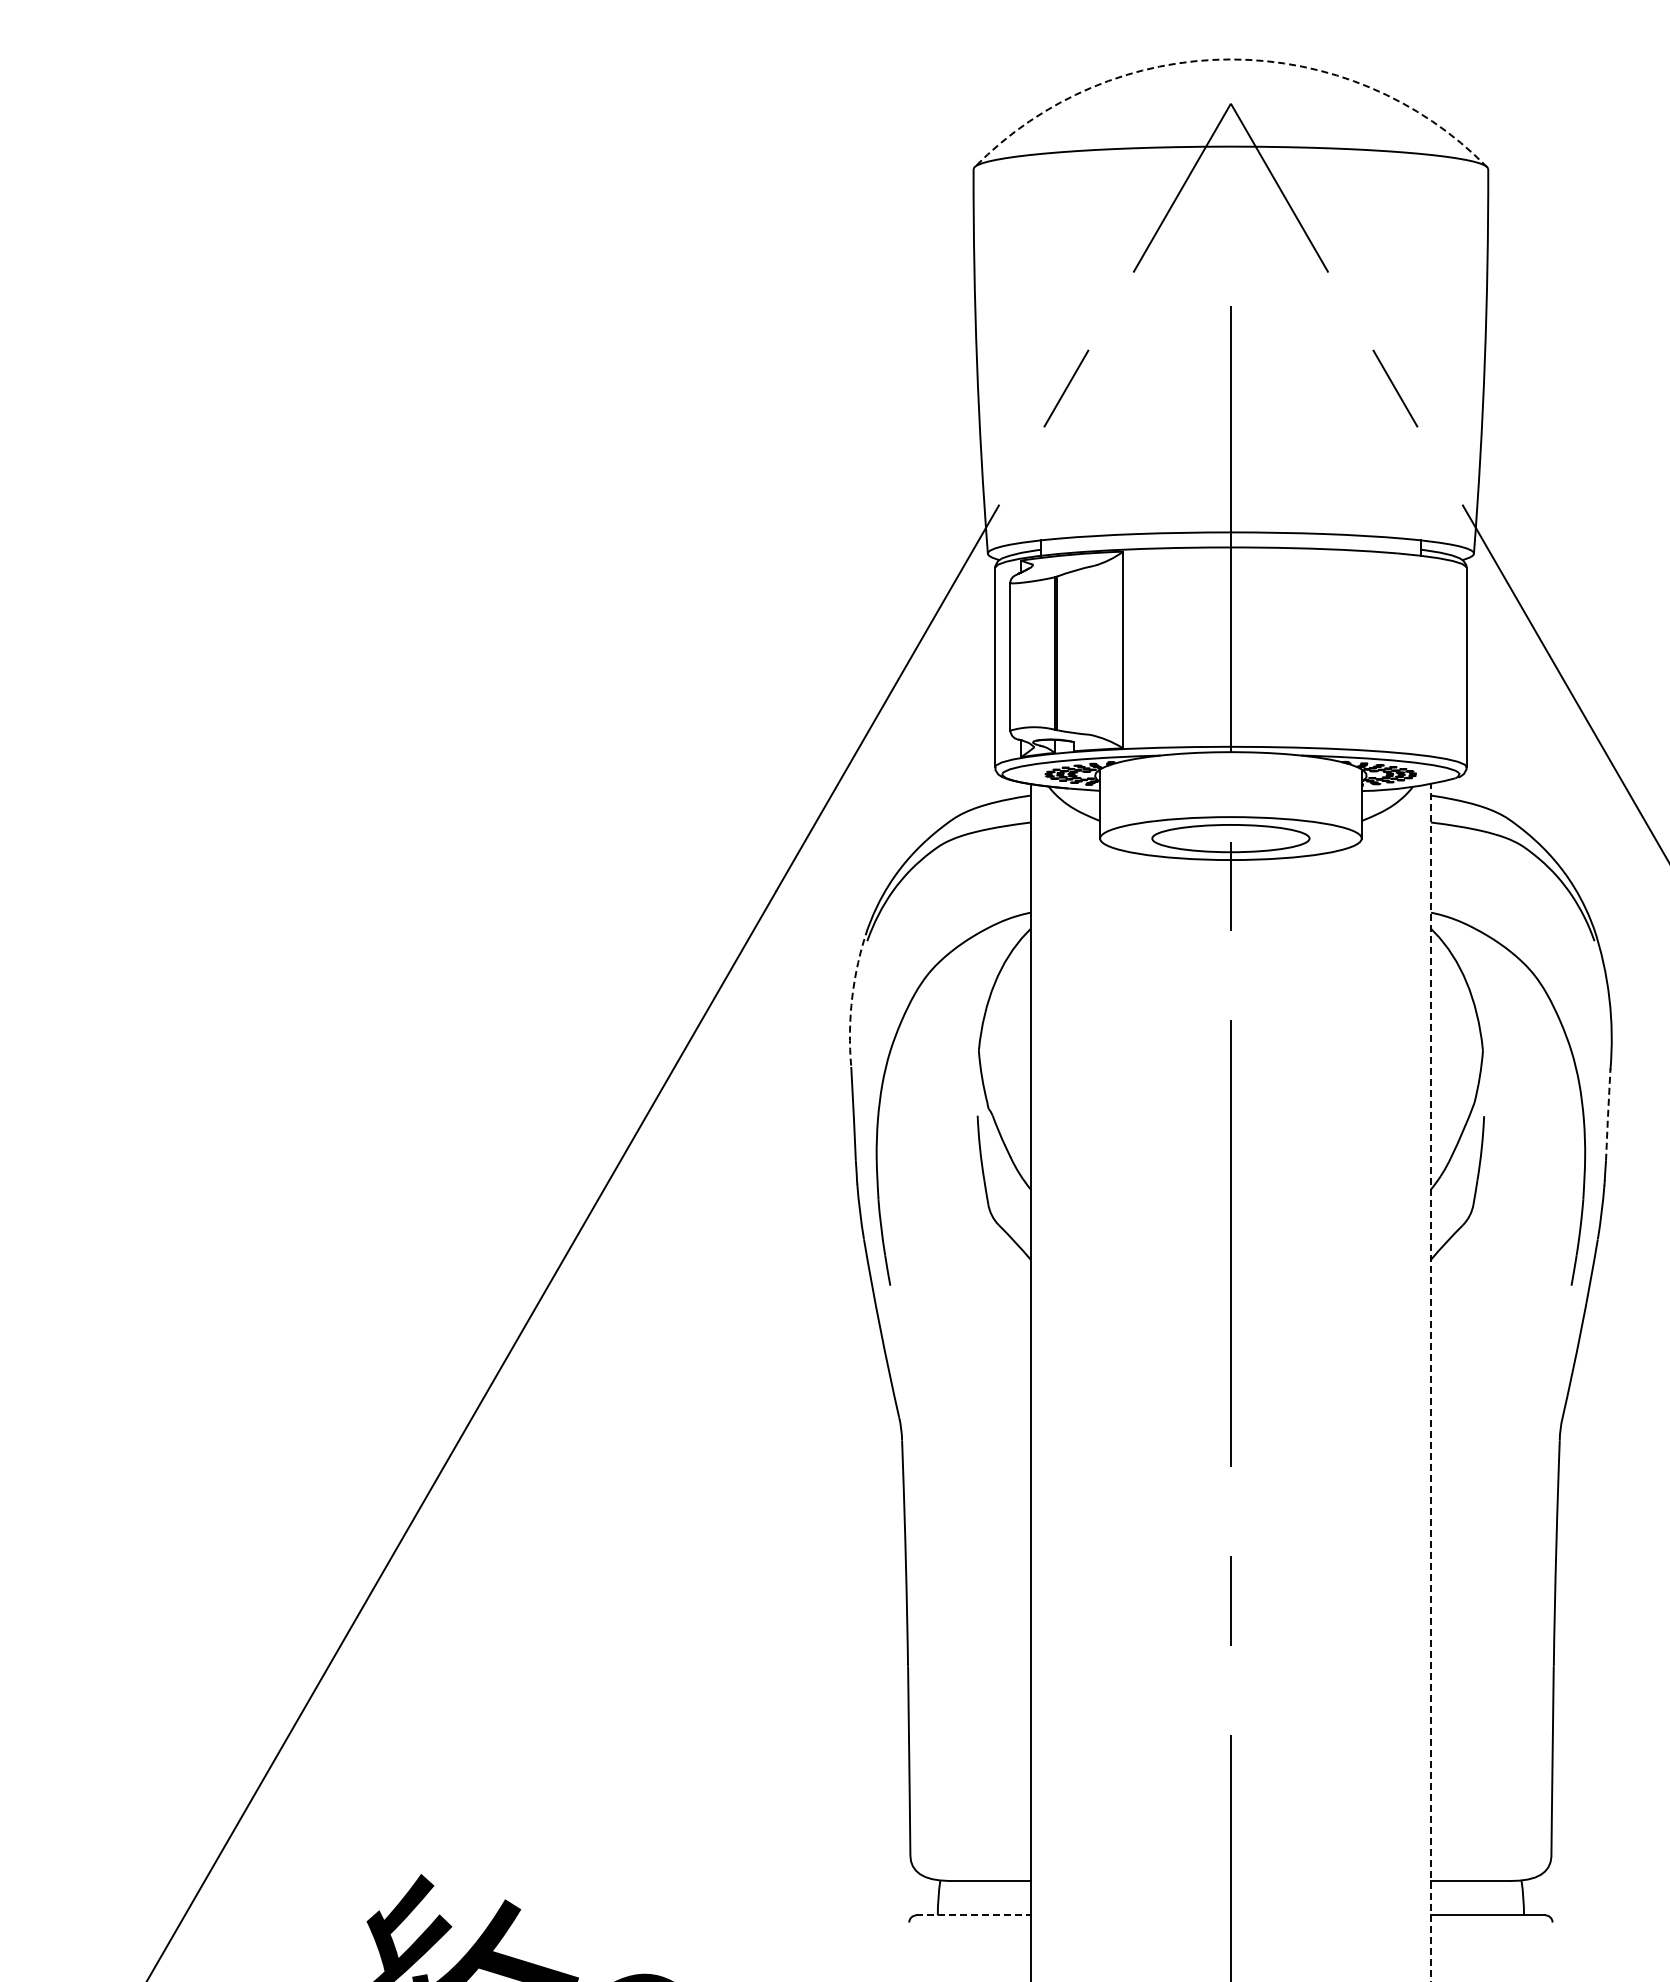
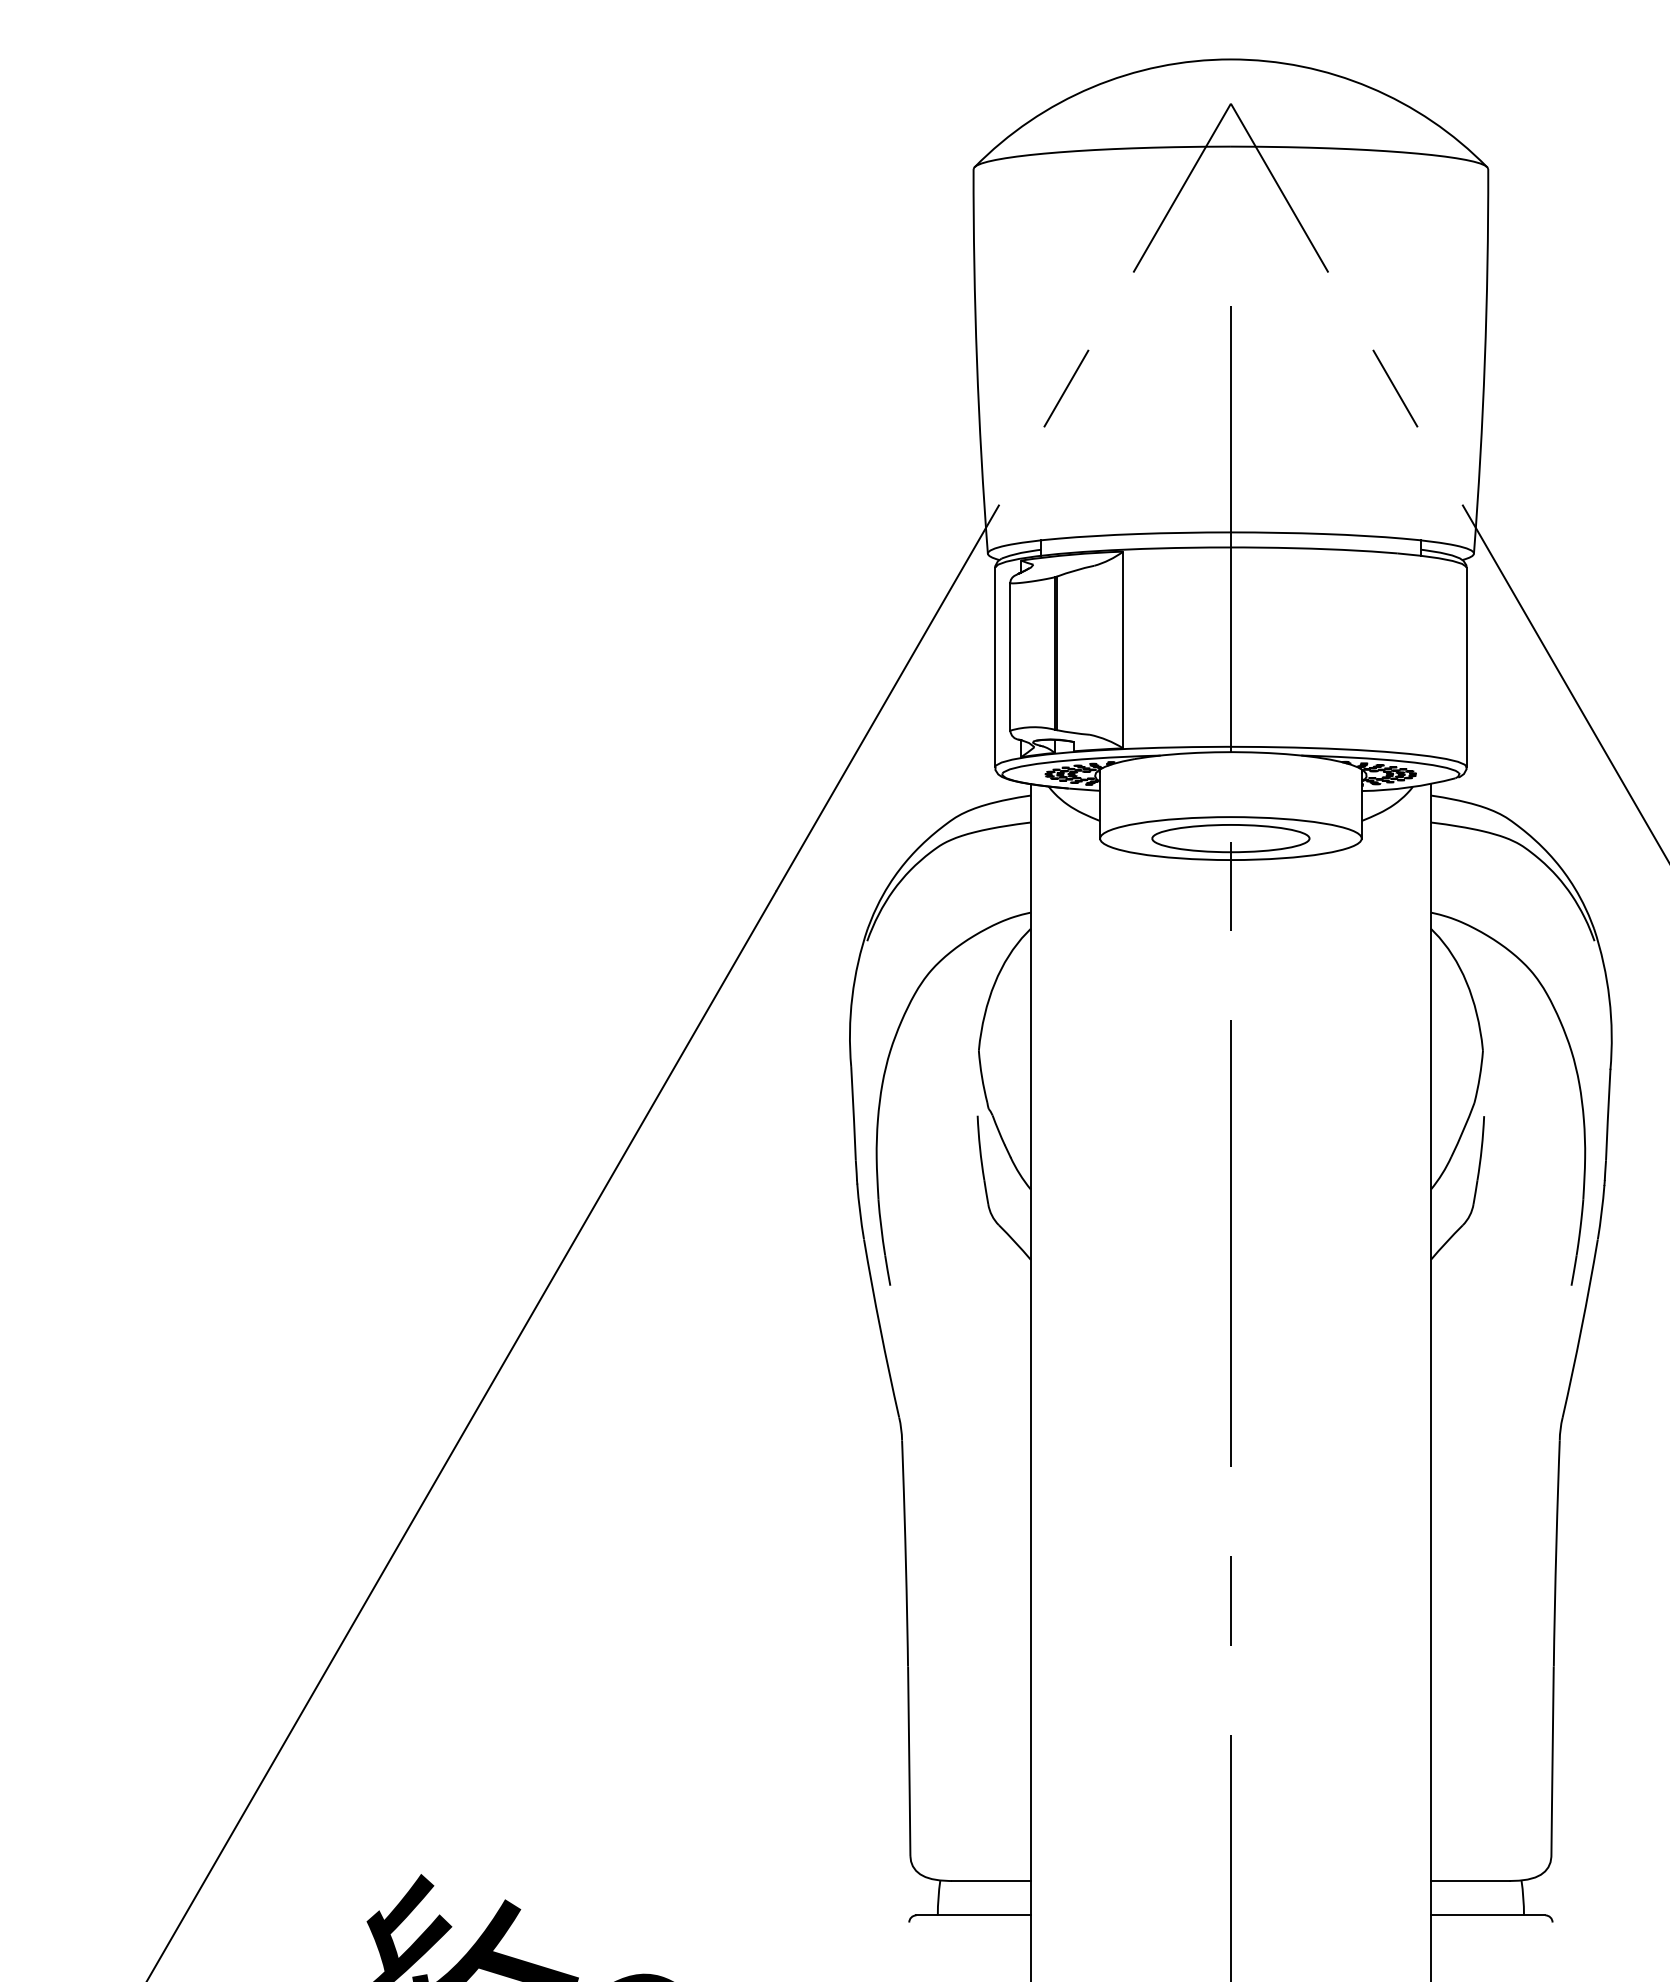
arc: dashed -> solid (1230, 59)
arc: dashed -> solid (852, 996)
line: dashed -> solid (1608, 1114)
line: dashed -> solid (1431, 1382)
line: dashed -> solid (974, 1915)
